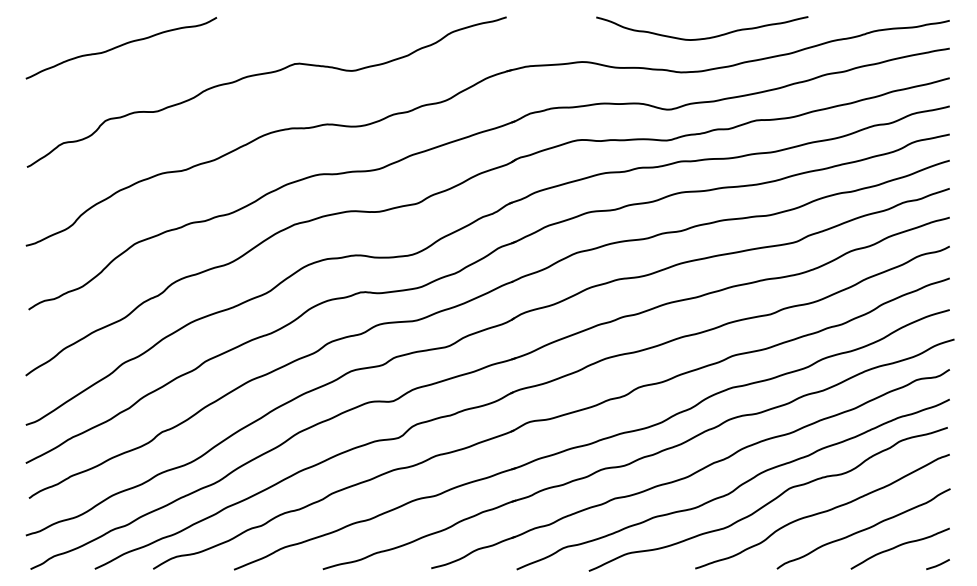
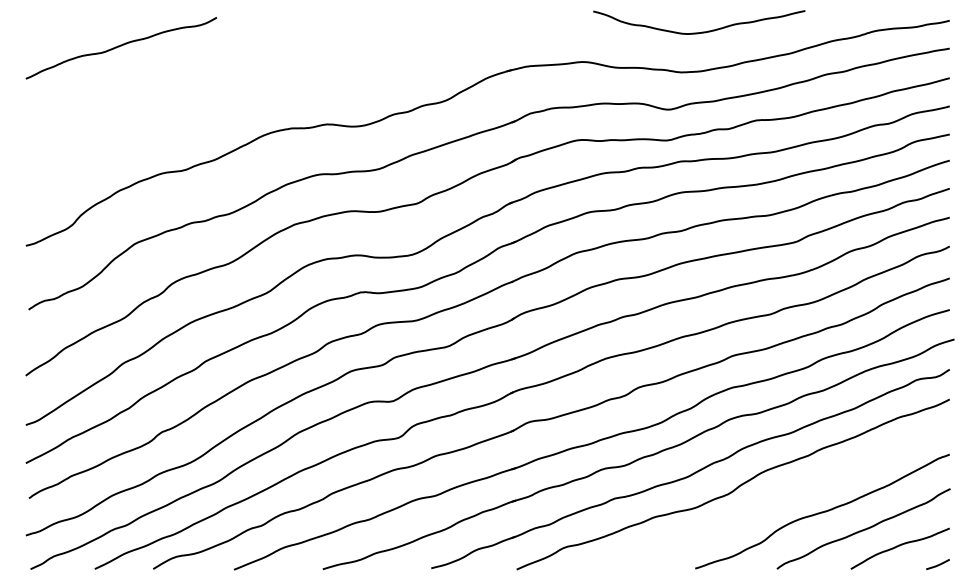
curve position: (705, 37) -> (702, 31) (702, 31)
curve: present -> none (266, 74)
curve: present -> none (769, 501)
